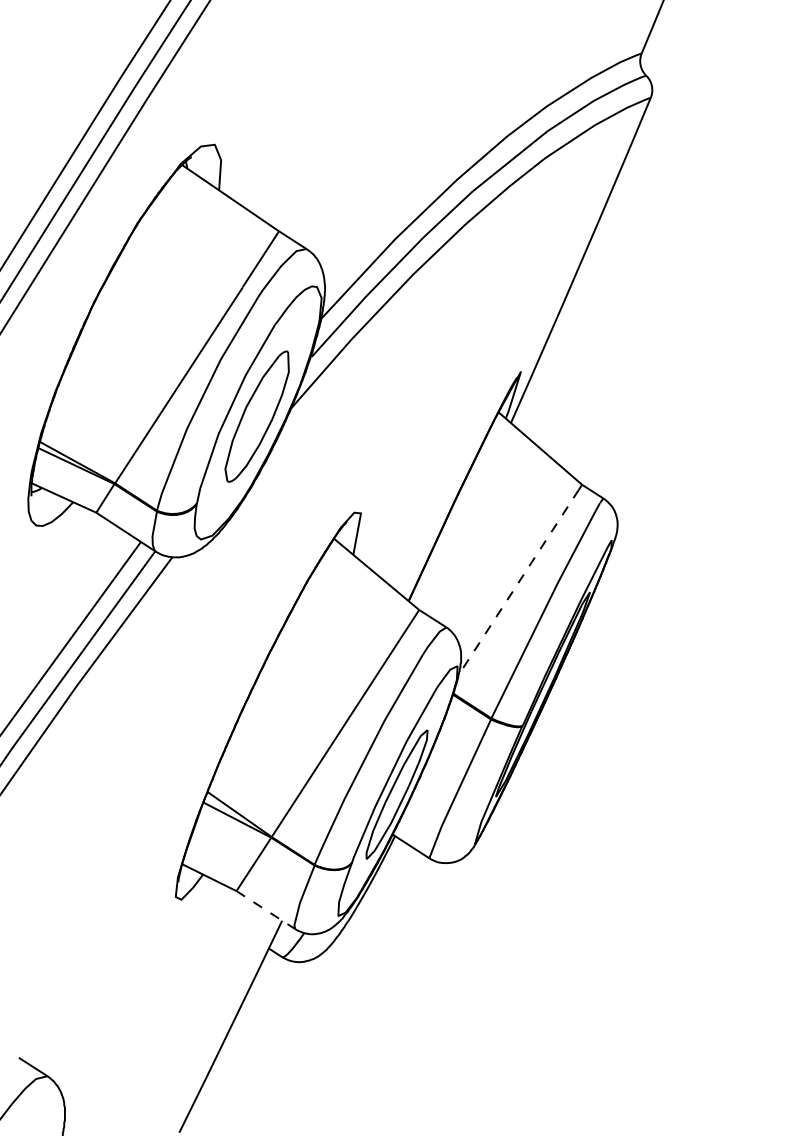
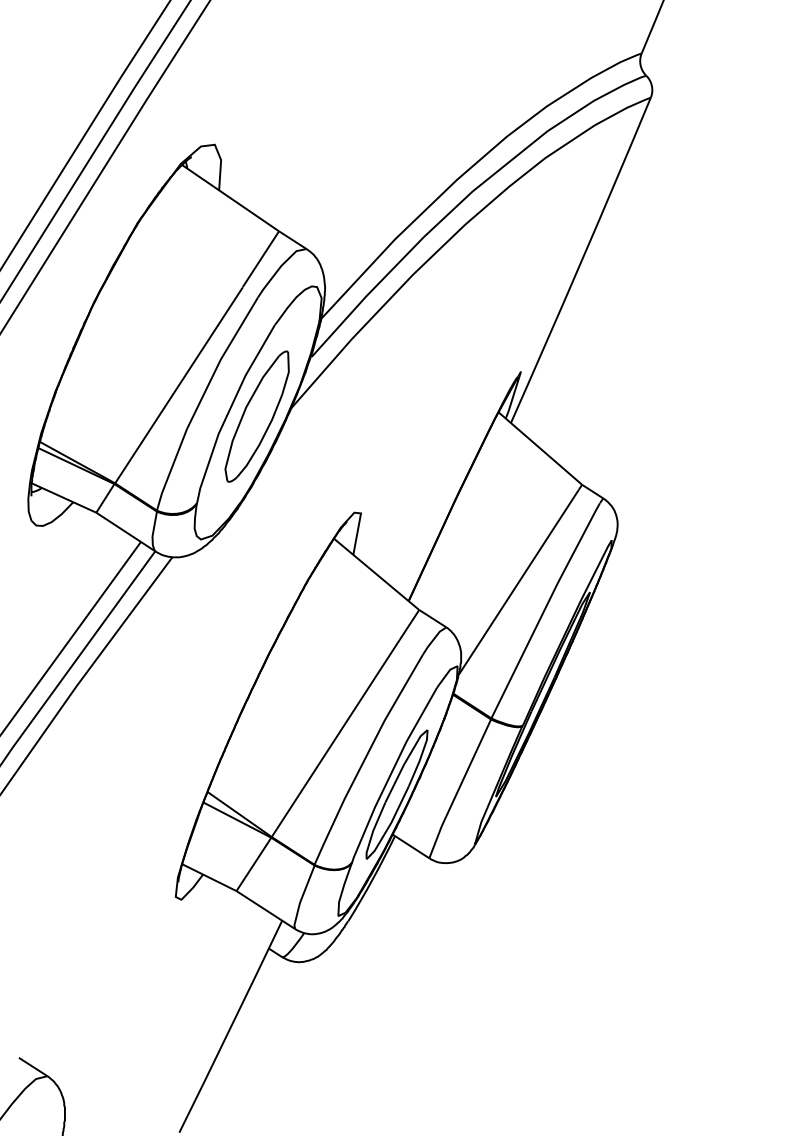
line: dashed -> solid (518, 582)
line: dashed -> solid (265, 910)
